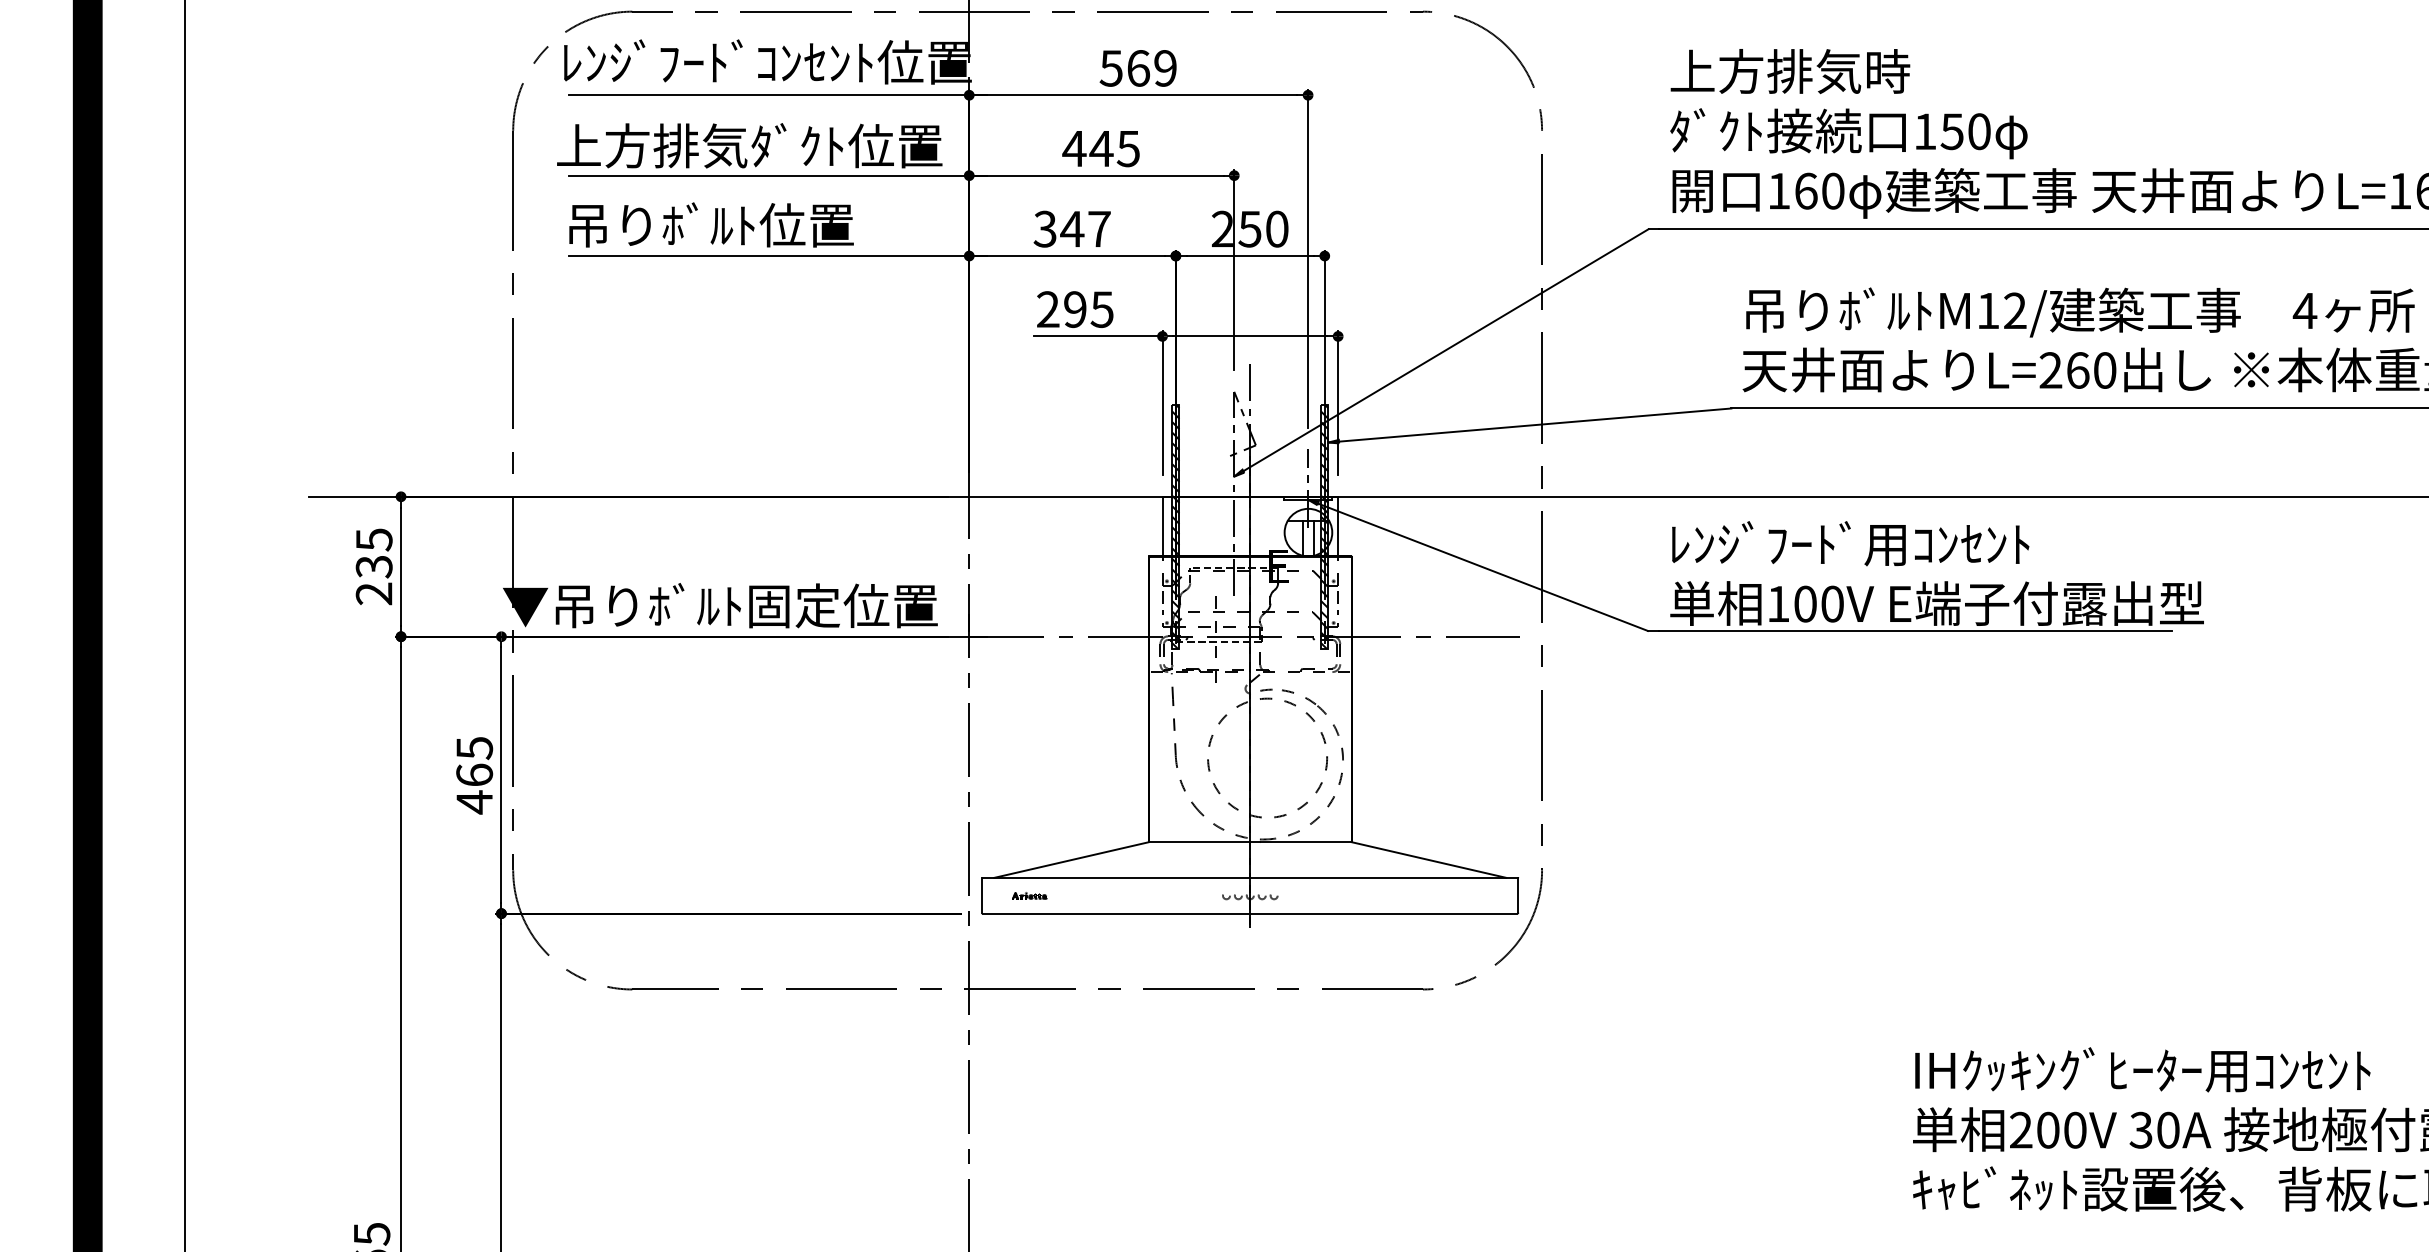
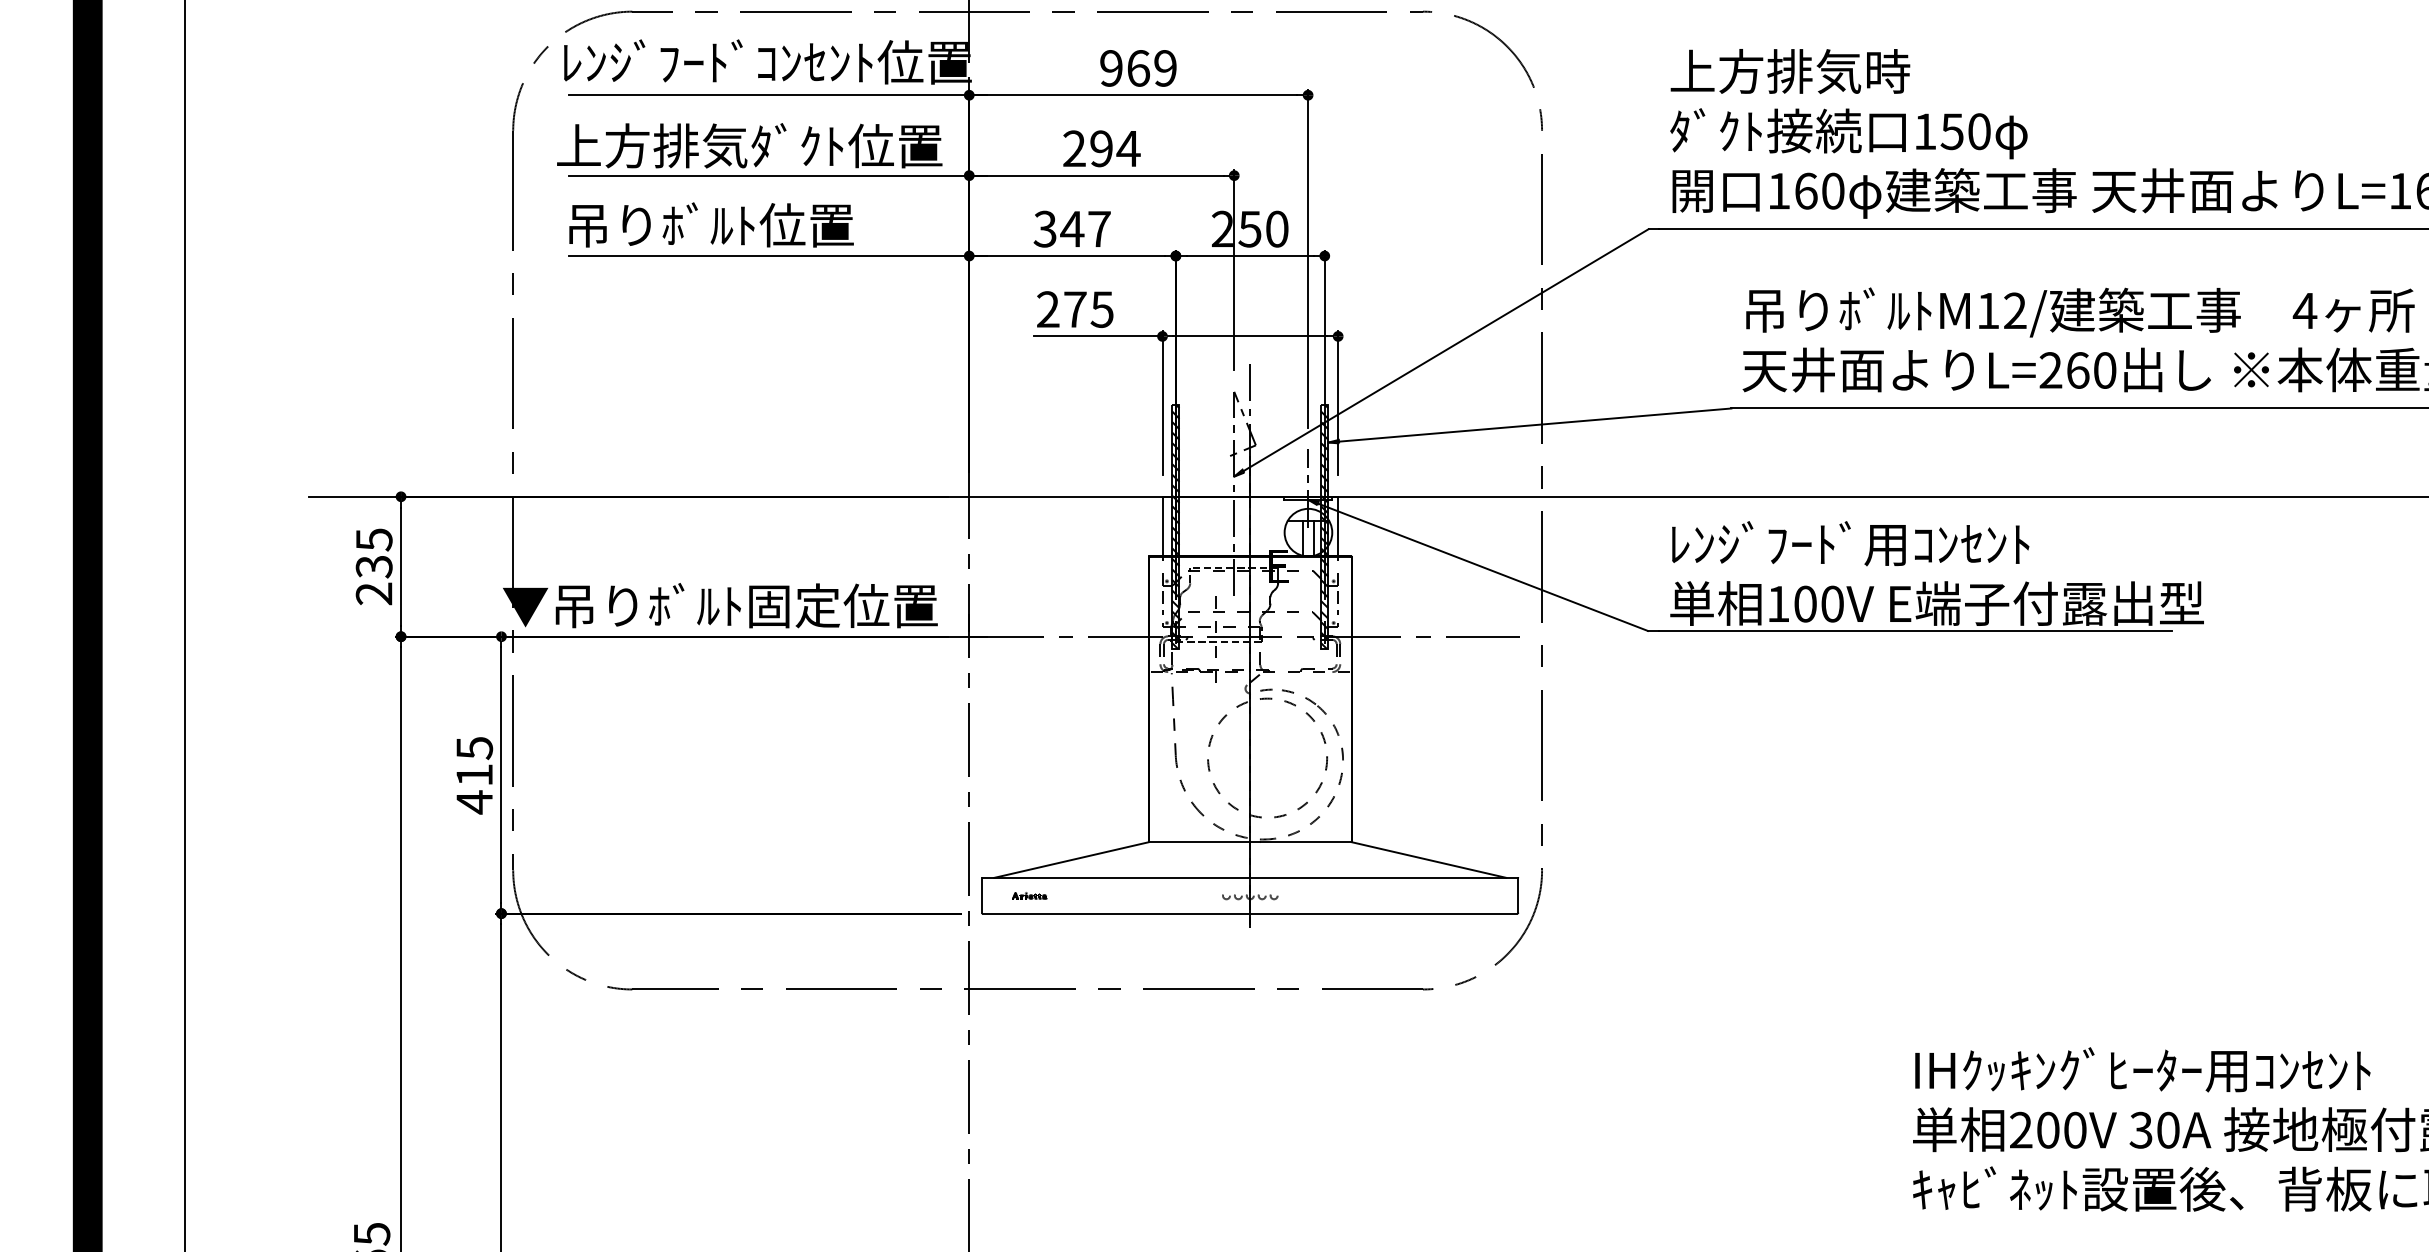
text: 569 -> 969 (1110, 68)
text: 445 -> 294 (1101, 148)
text: 295 -> 275 (1075, 309)
text: 465 -> 415 (474, 774)
